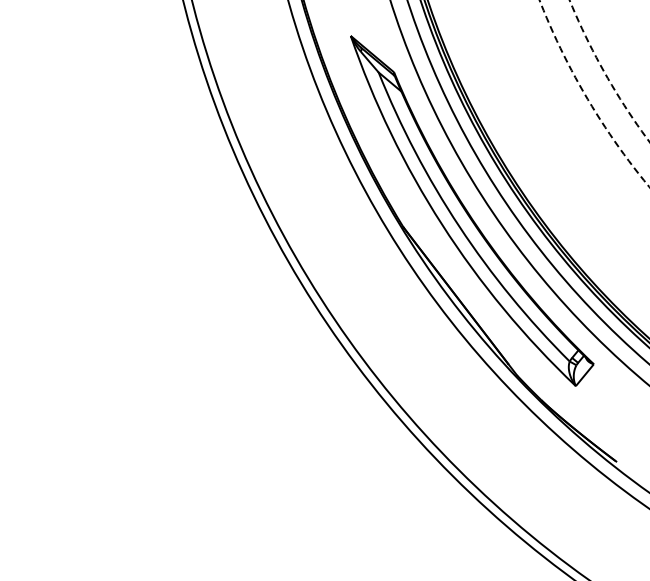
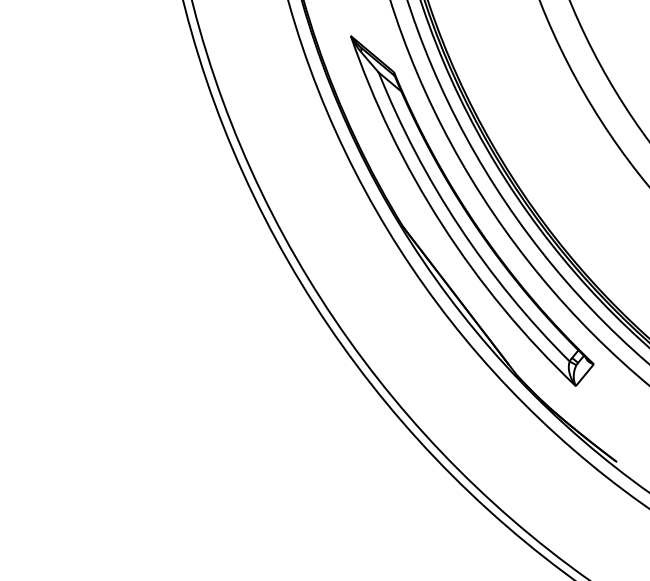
circle: dashed -> solid (609, 70)
circle: dashed -> solid (594, 93)
